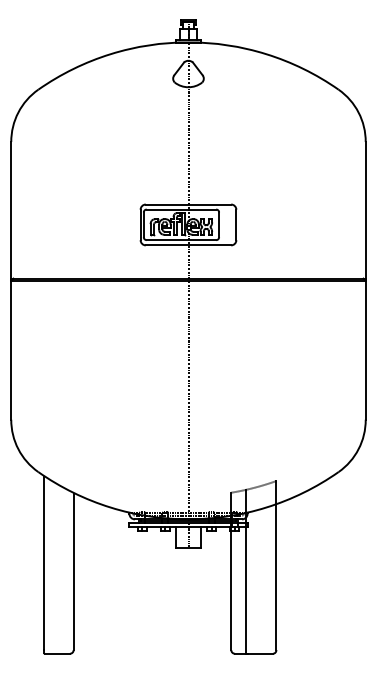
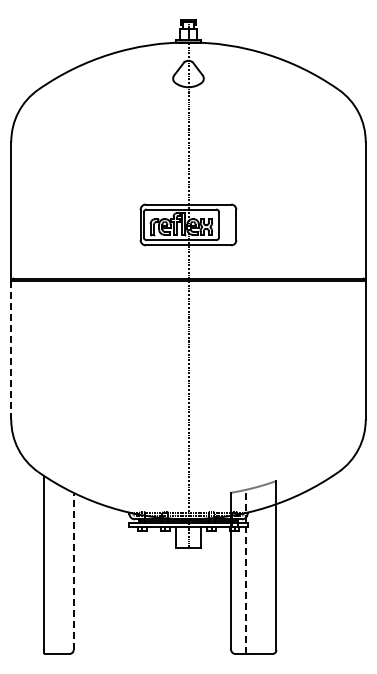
line: solid -> dashed (11, 350)
line: solid -> dashed (246, 571)
line: solid -> dashed (73, 572)
